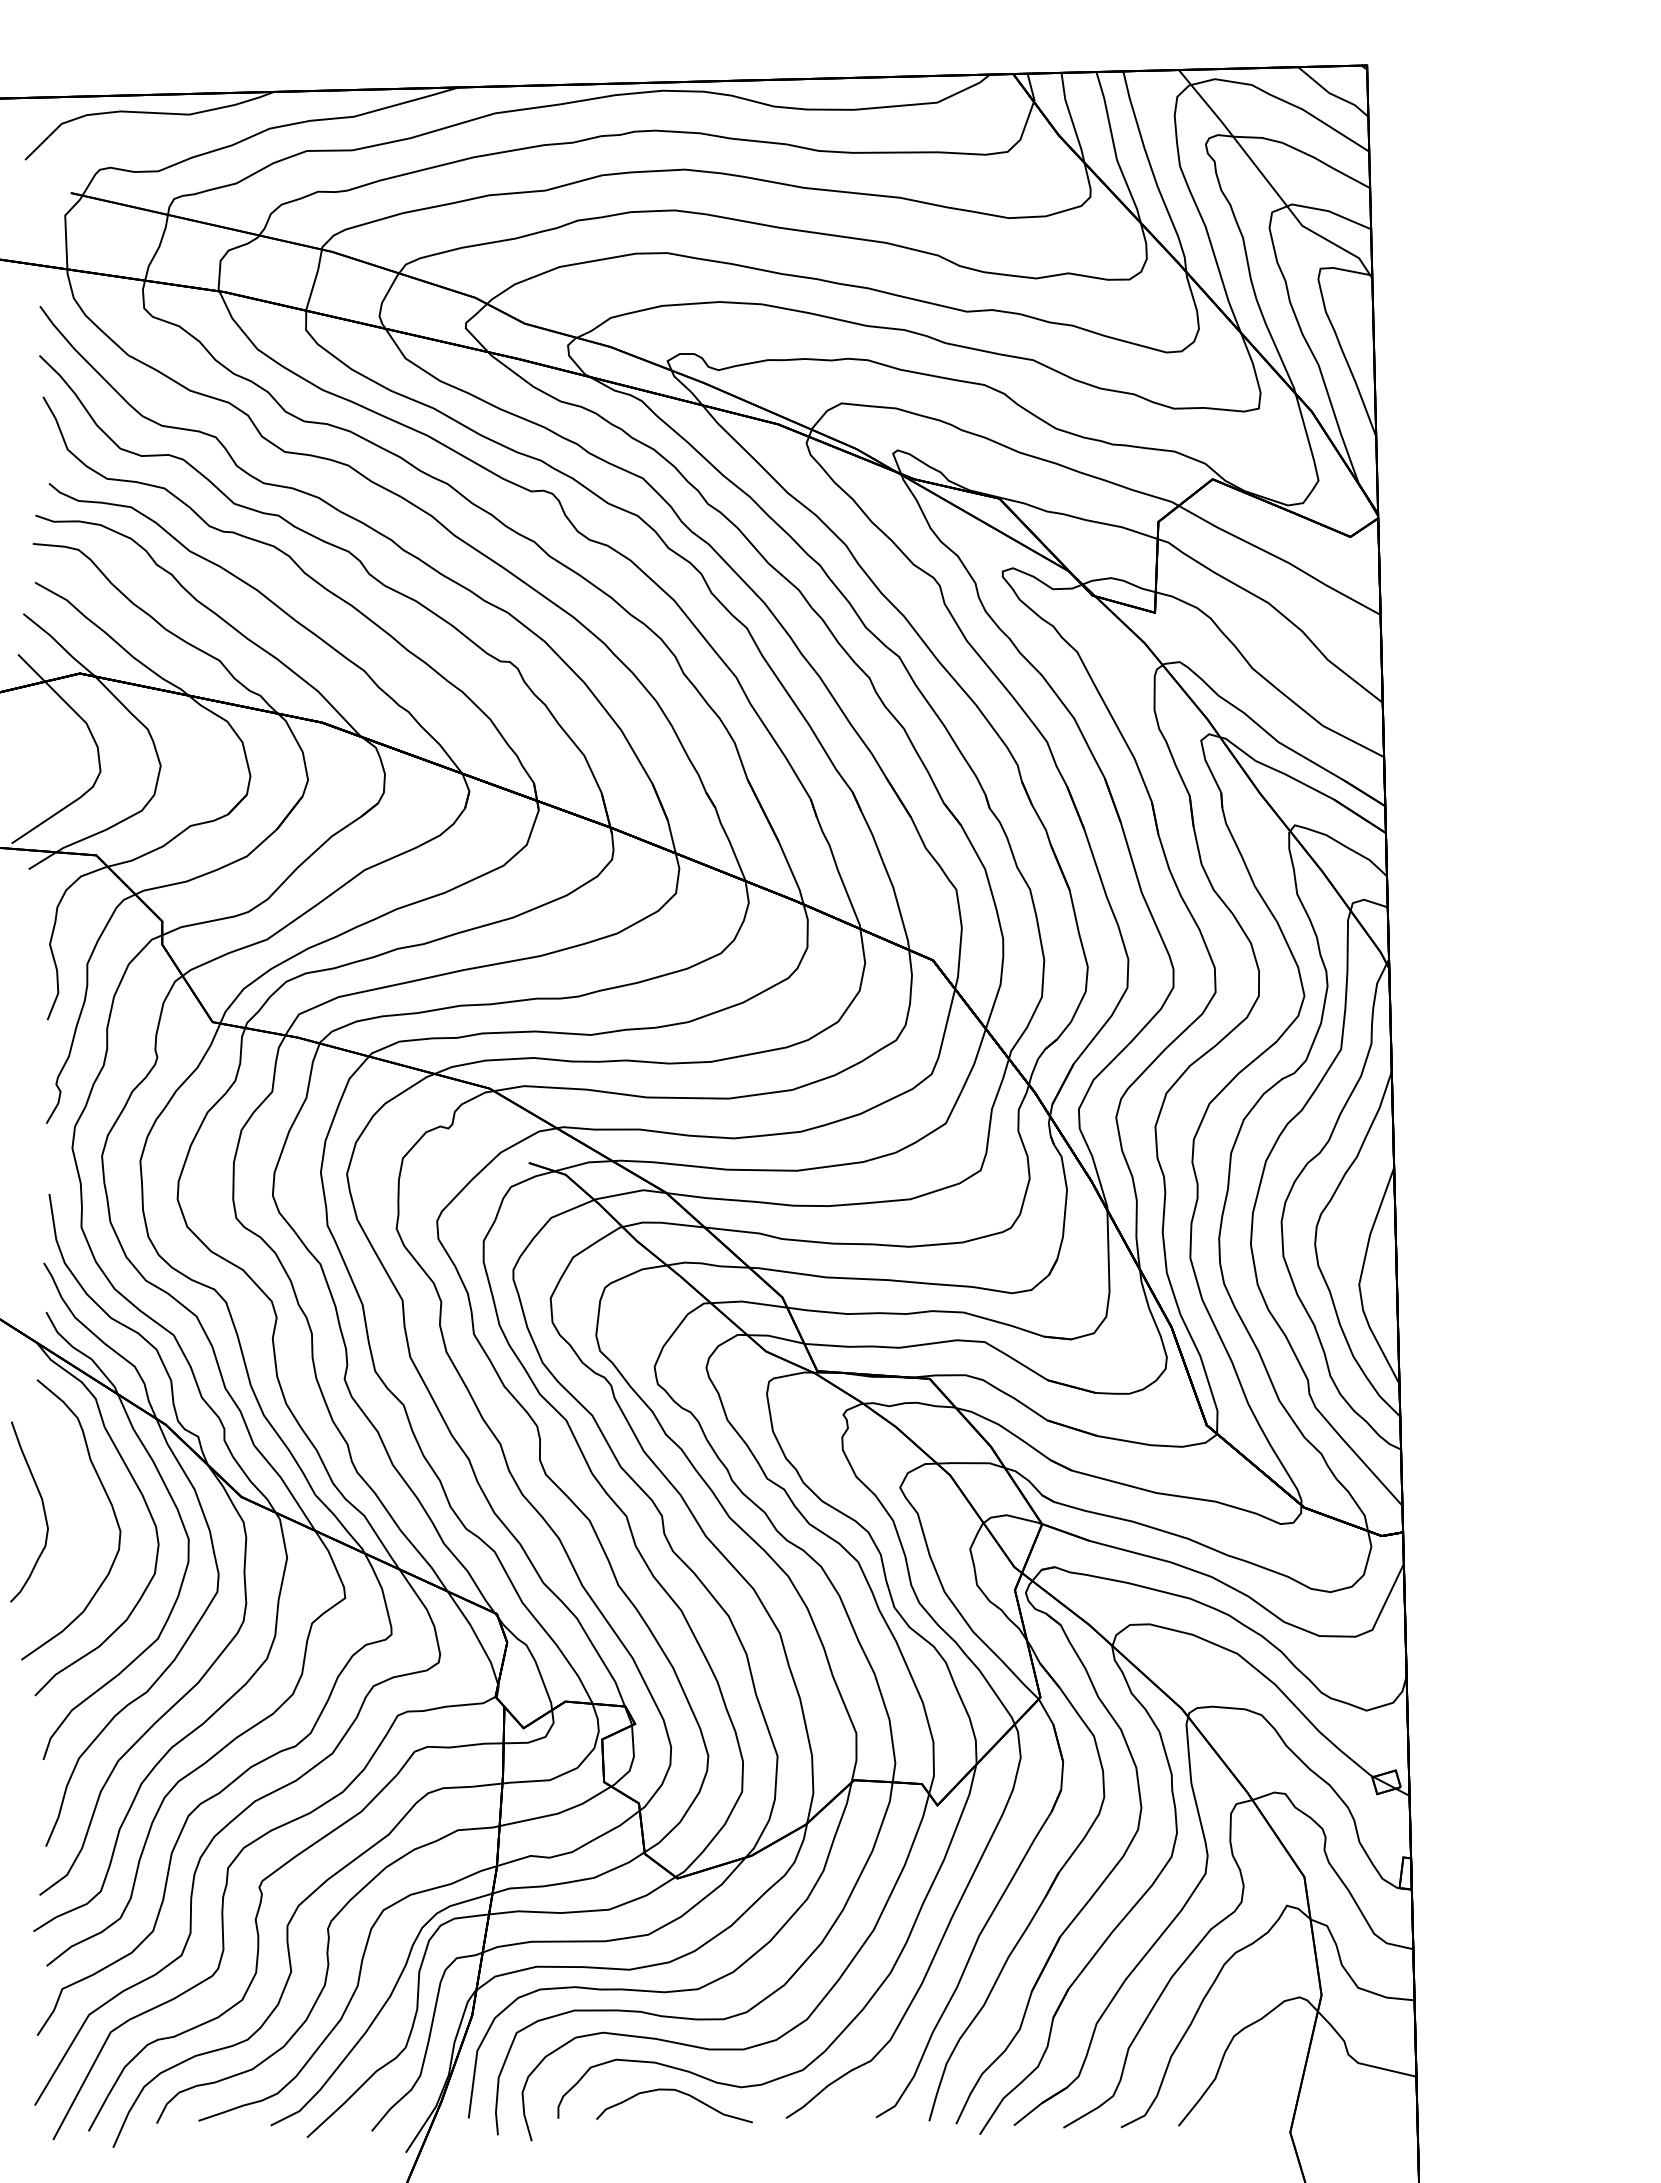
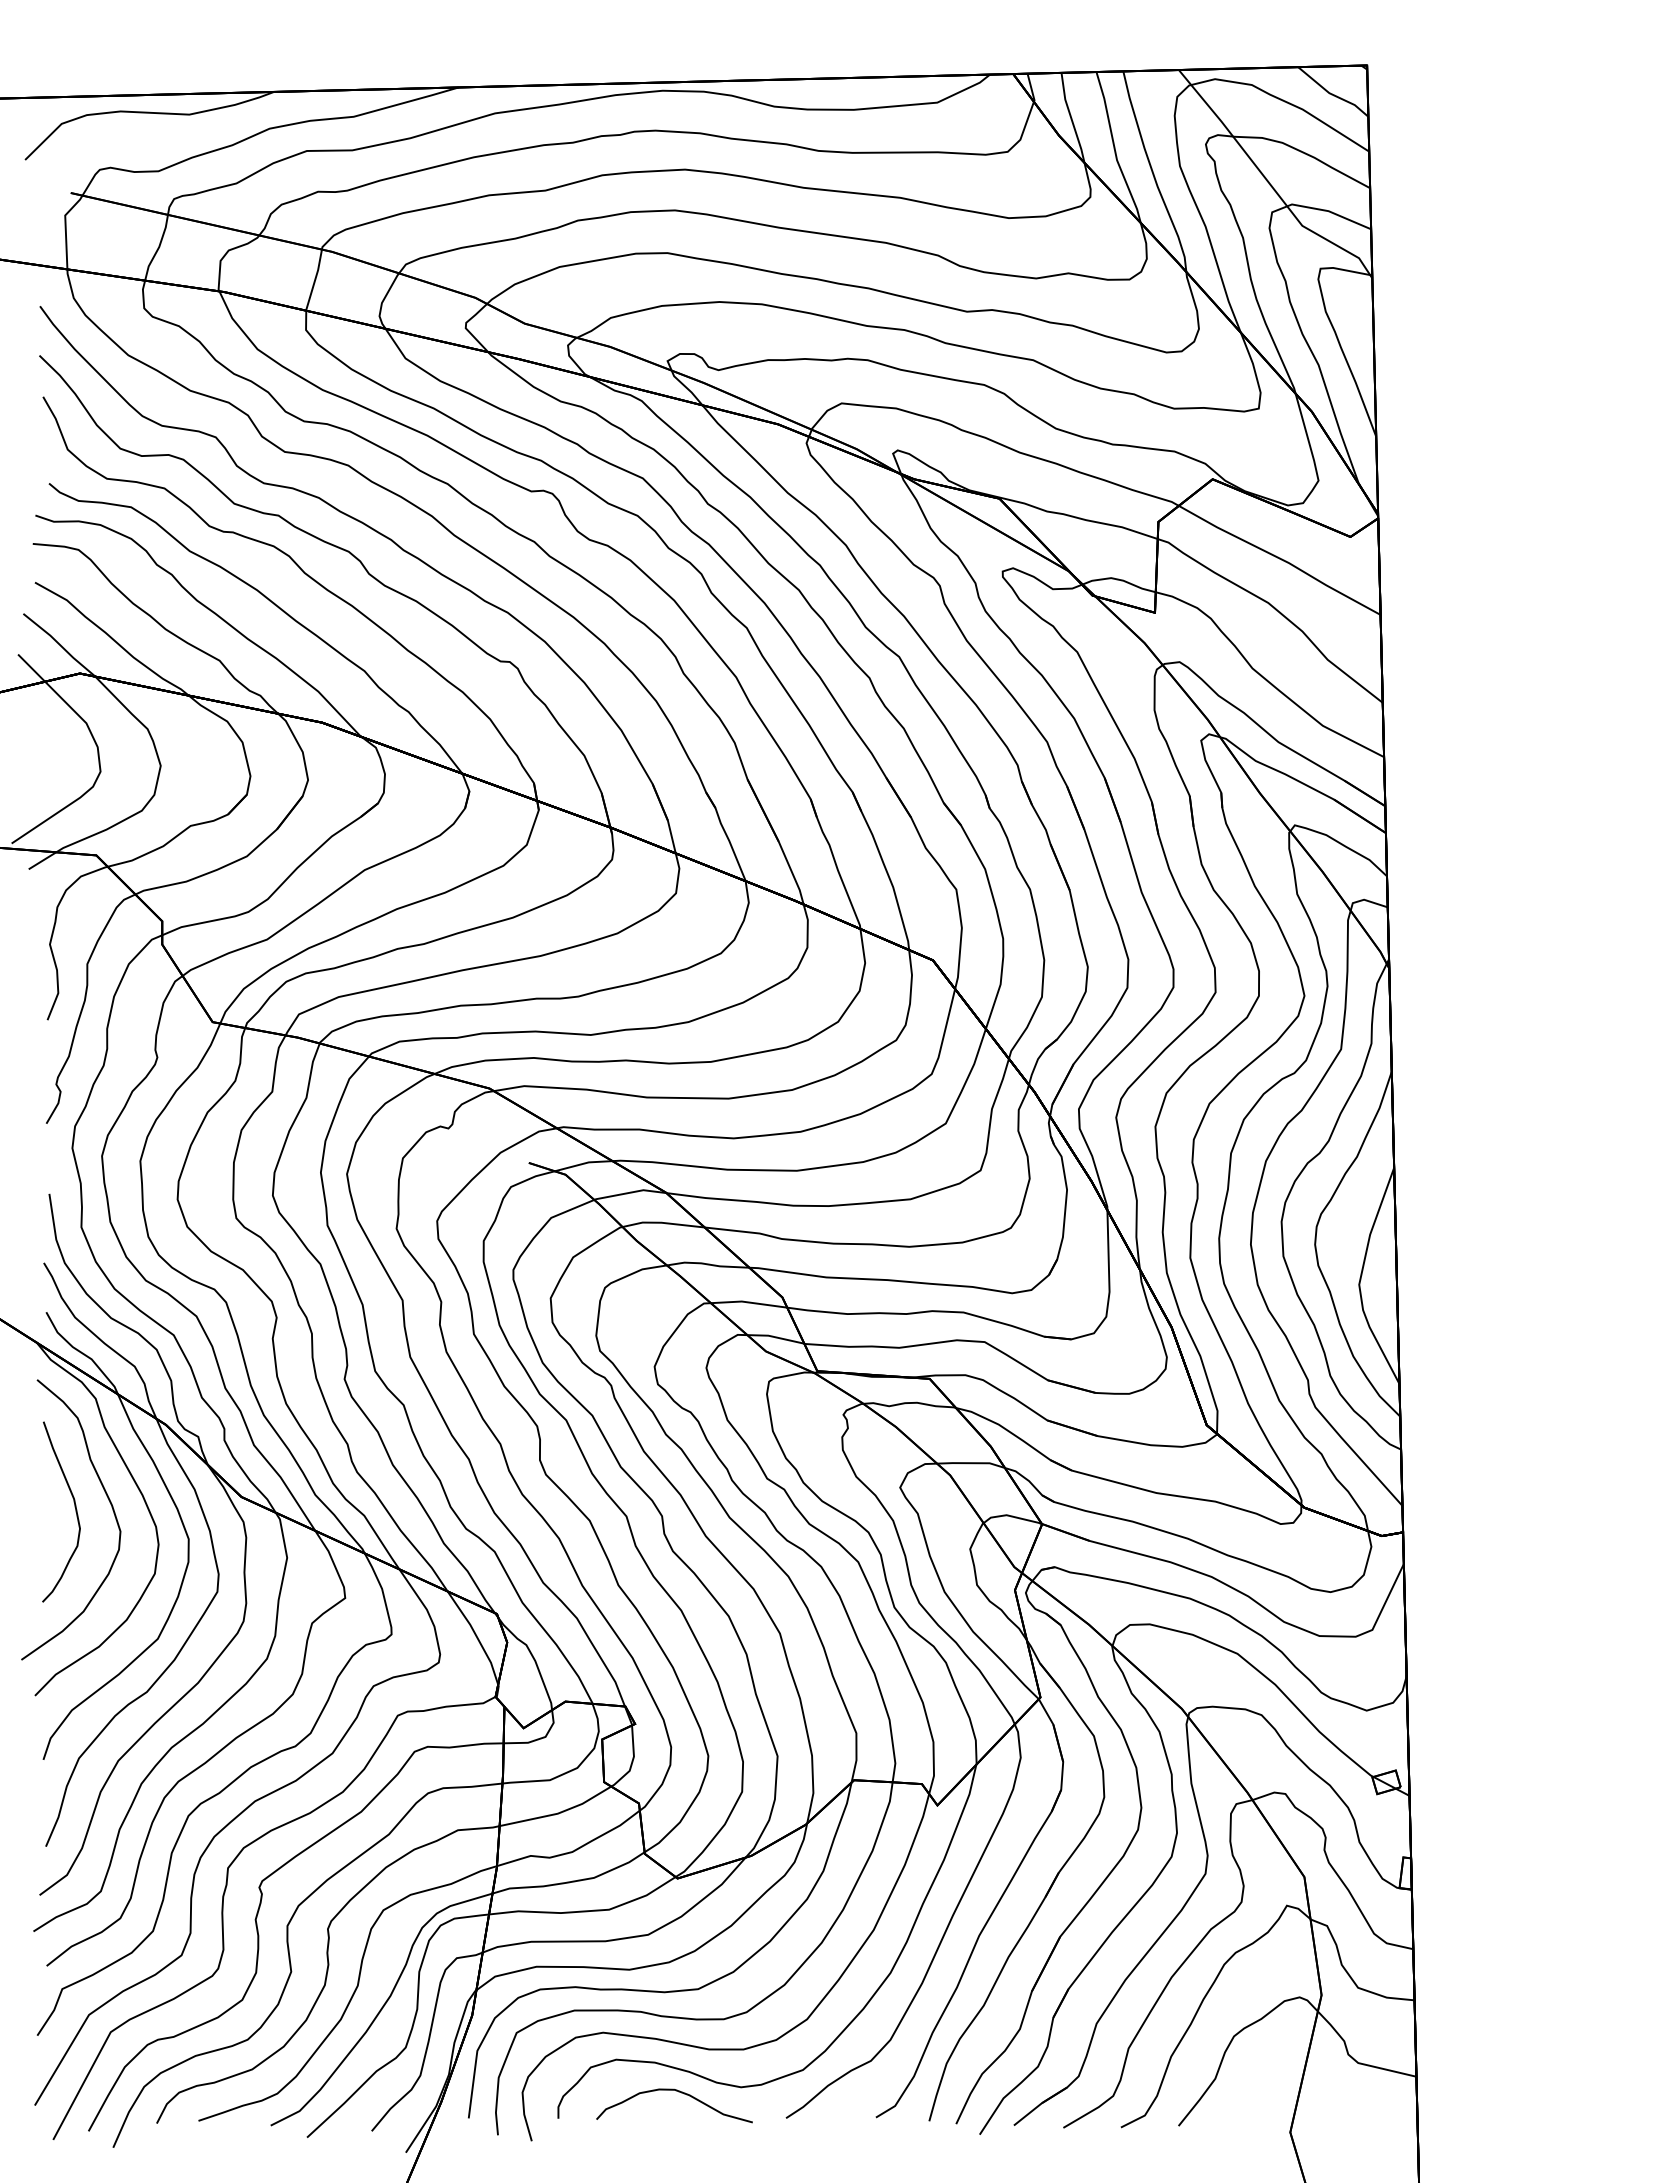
curve position: (42, 1507) -> (74, 1507) (74, 1507)
